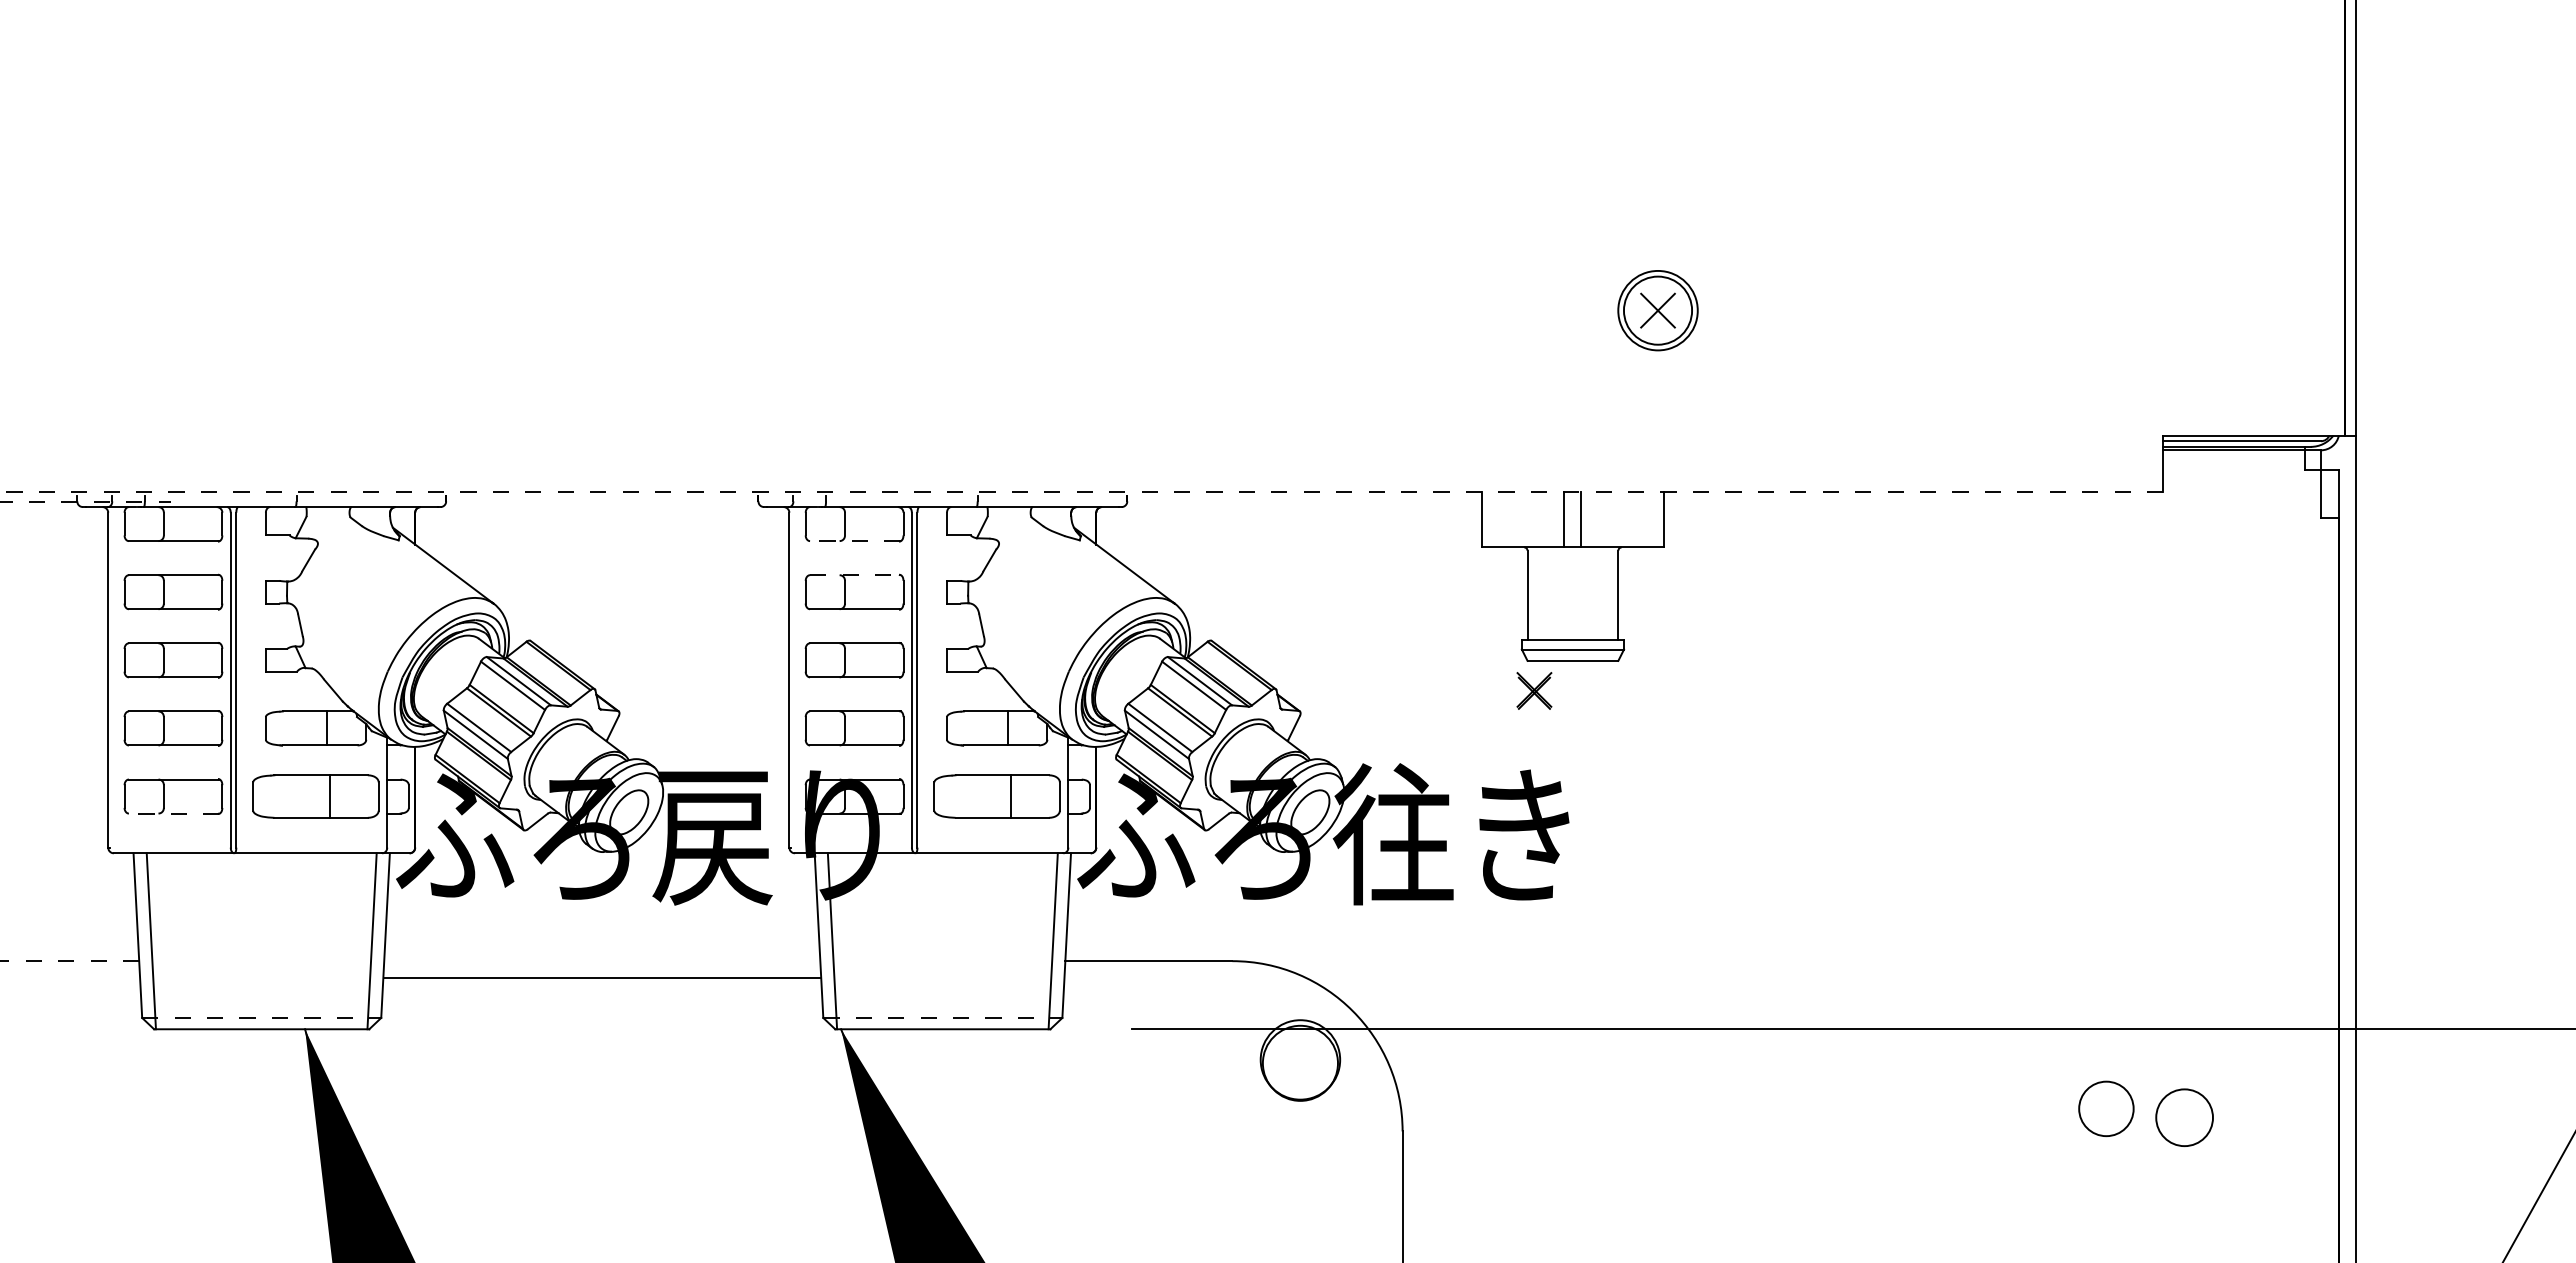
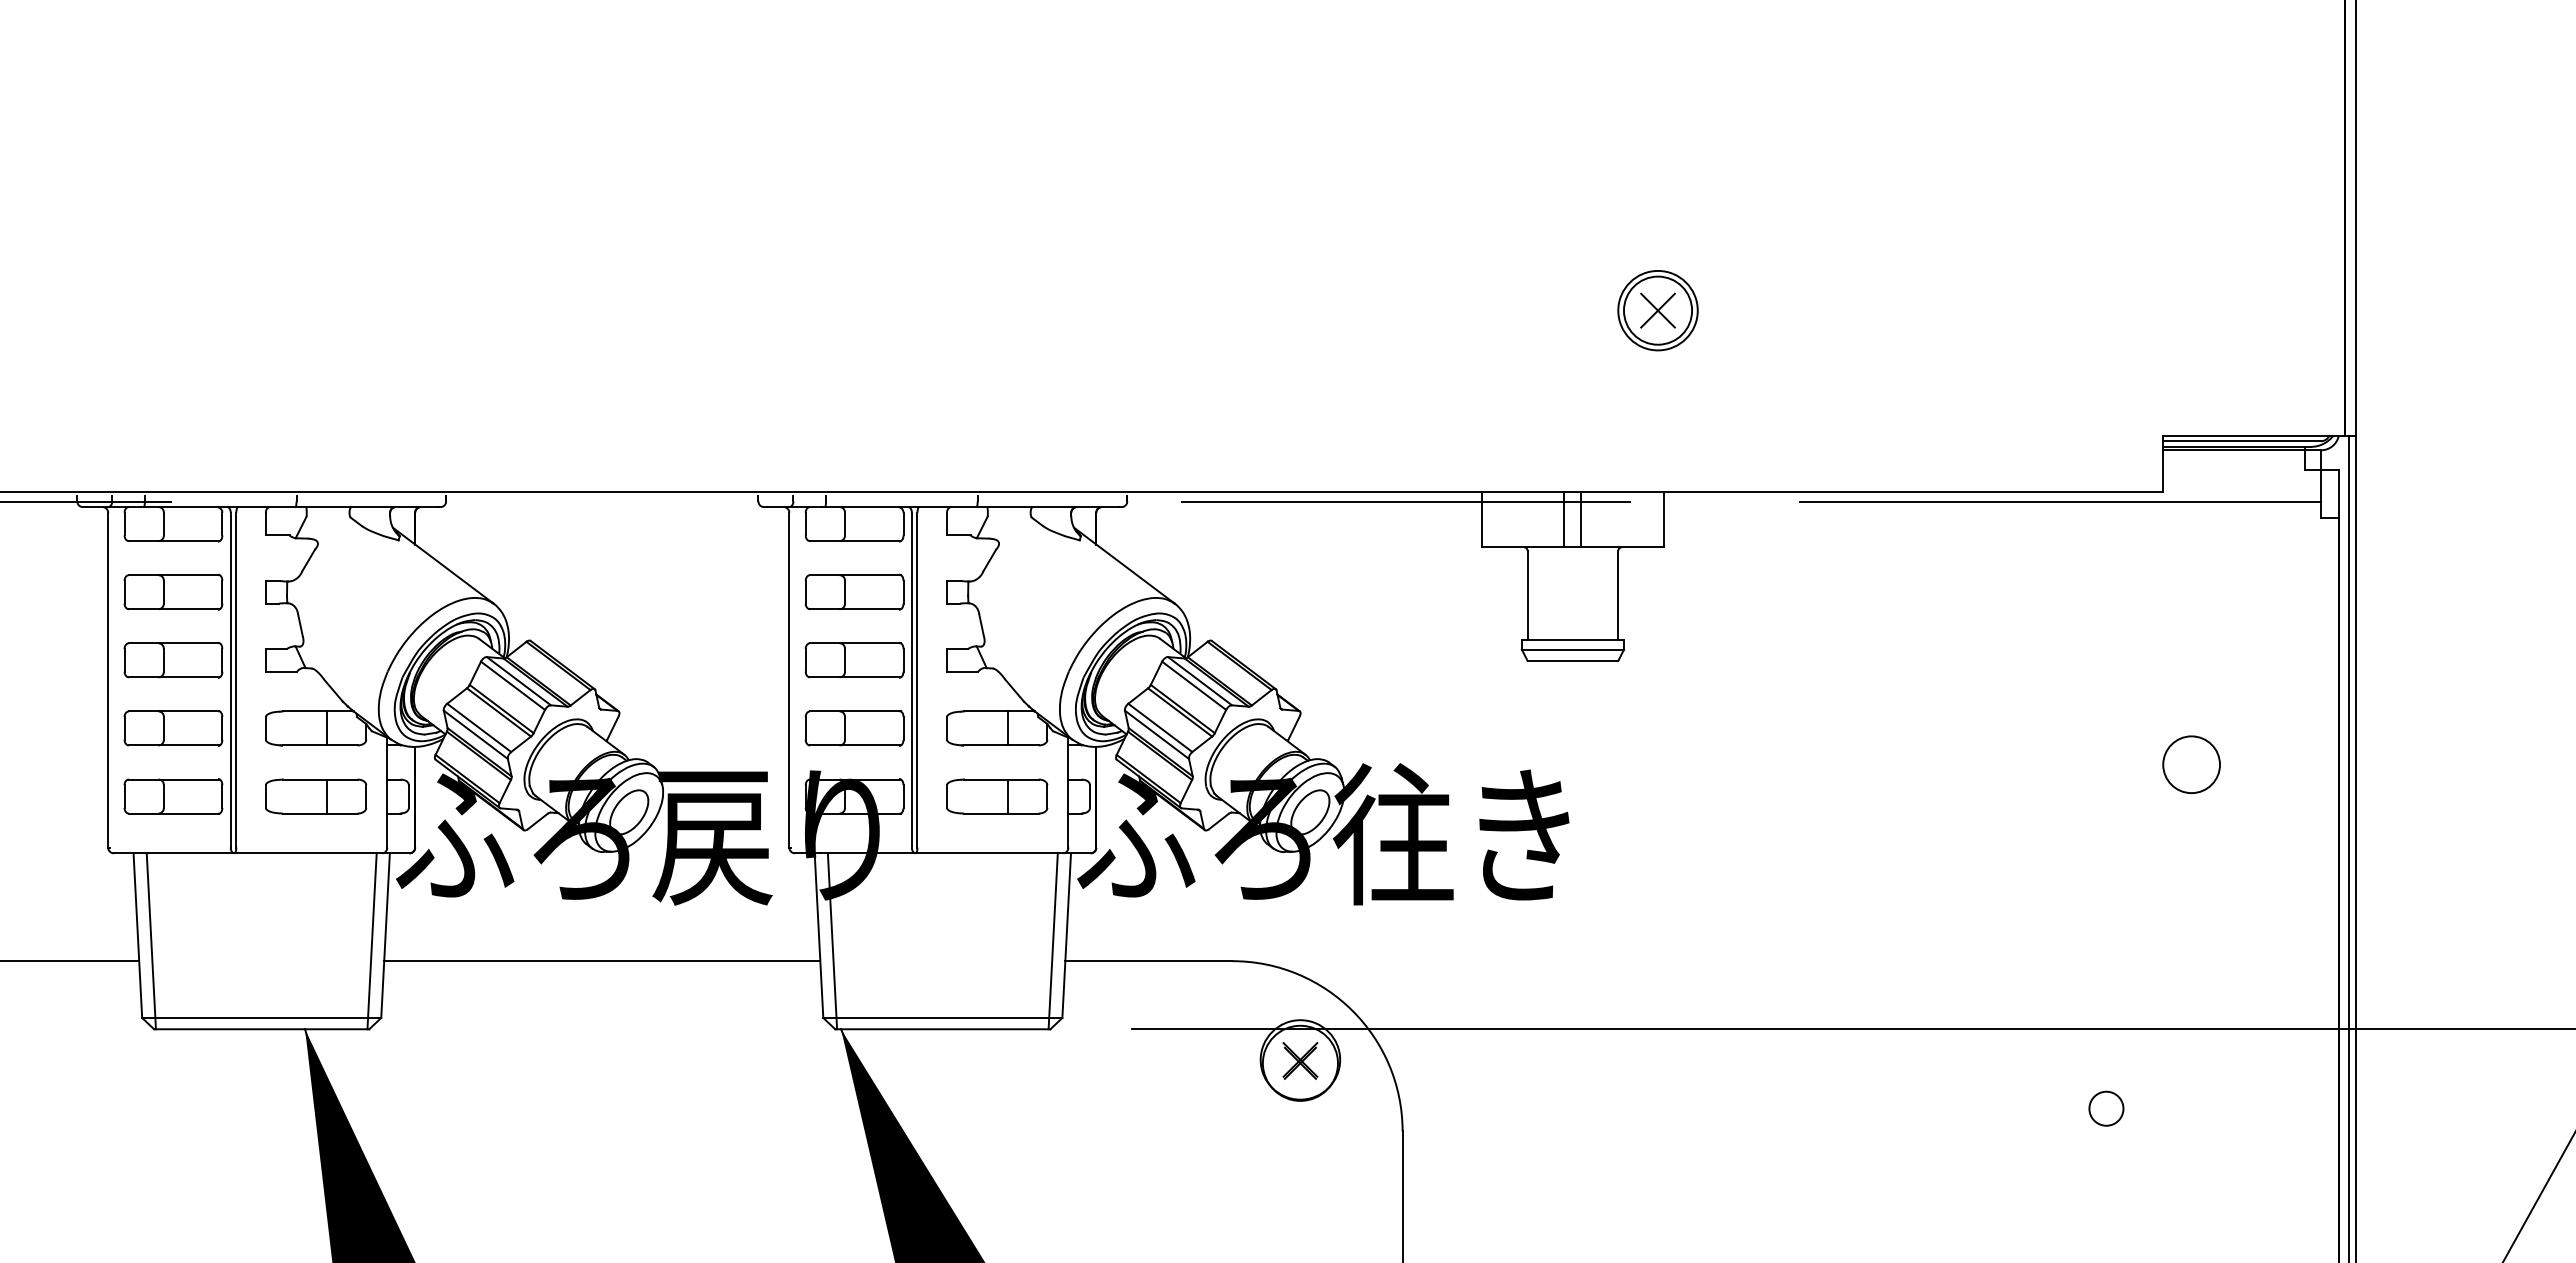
line: dashed -> solid (1082, 492)
line: dashed -> solid (85, 501)
line: none -> present (1405, 501)
line: none -> present (2060, 501)
line: dashed -> solid (854, 541)
line: dashed -> solid (855, 575)
part position: (1534, 690) -> (1300, 1060) (1300, 1060)
part size: 128x45 px -> 103x37 px (316, 796)
part size: 128x45 px -> 103x37 px (997, 796)
line: dashed -> solid (173, 813)
line: none -> present (2349, 847)
line: dashed -> solid (69, 961)
line position: (602, 978) -> (602, 961) (602, 961)
line: dashed -> solid (261, 1017)
line: dashed -> solid (942, 1017)
circle size: 57x57 px -> 37x37 px (2106, 1108)
circle position: (2184, 1117) -> (2191, 764) (2191, 764)
